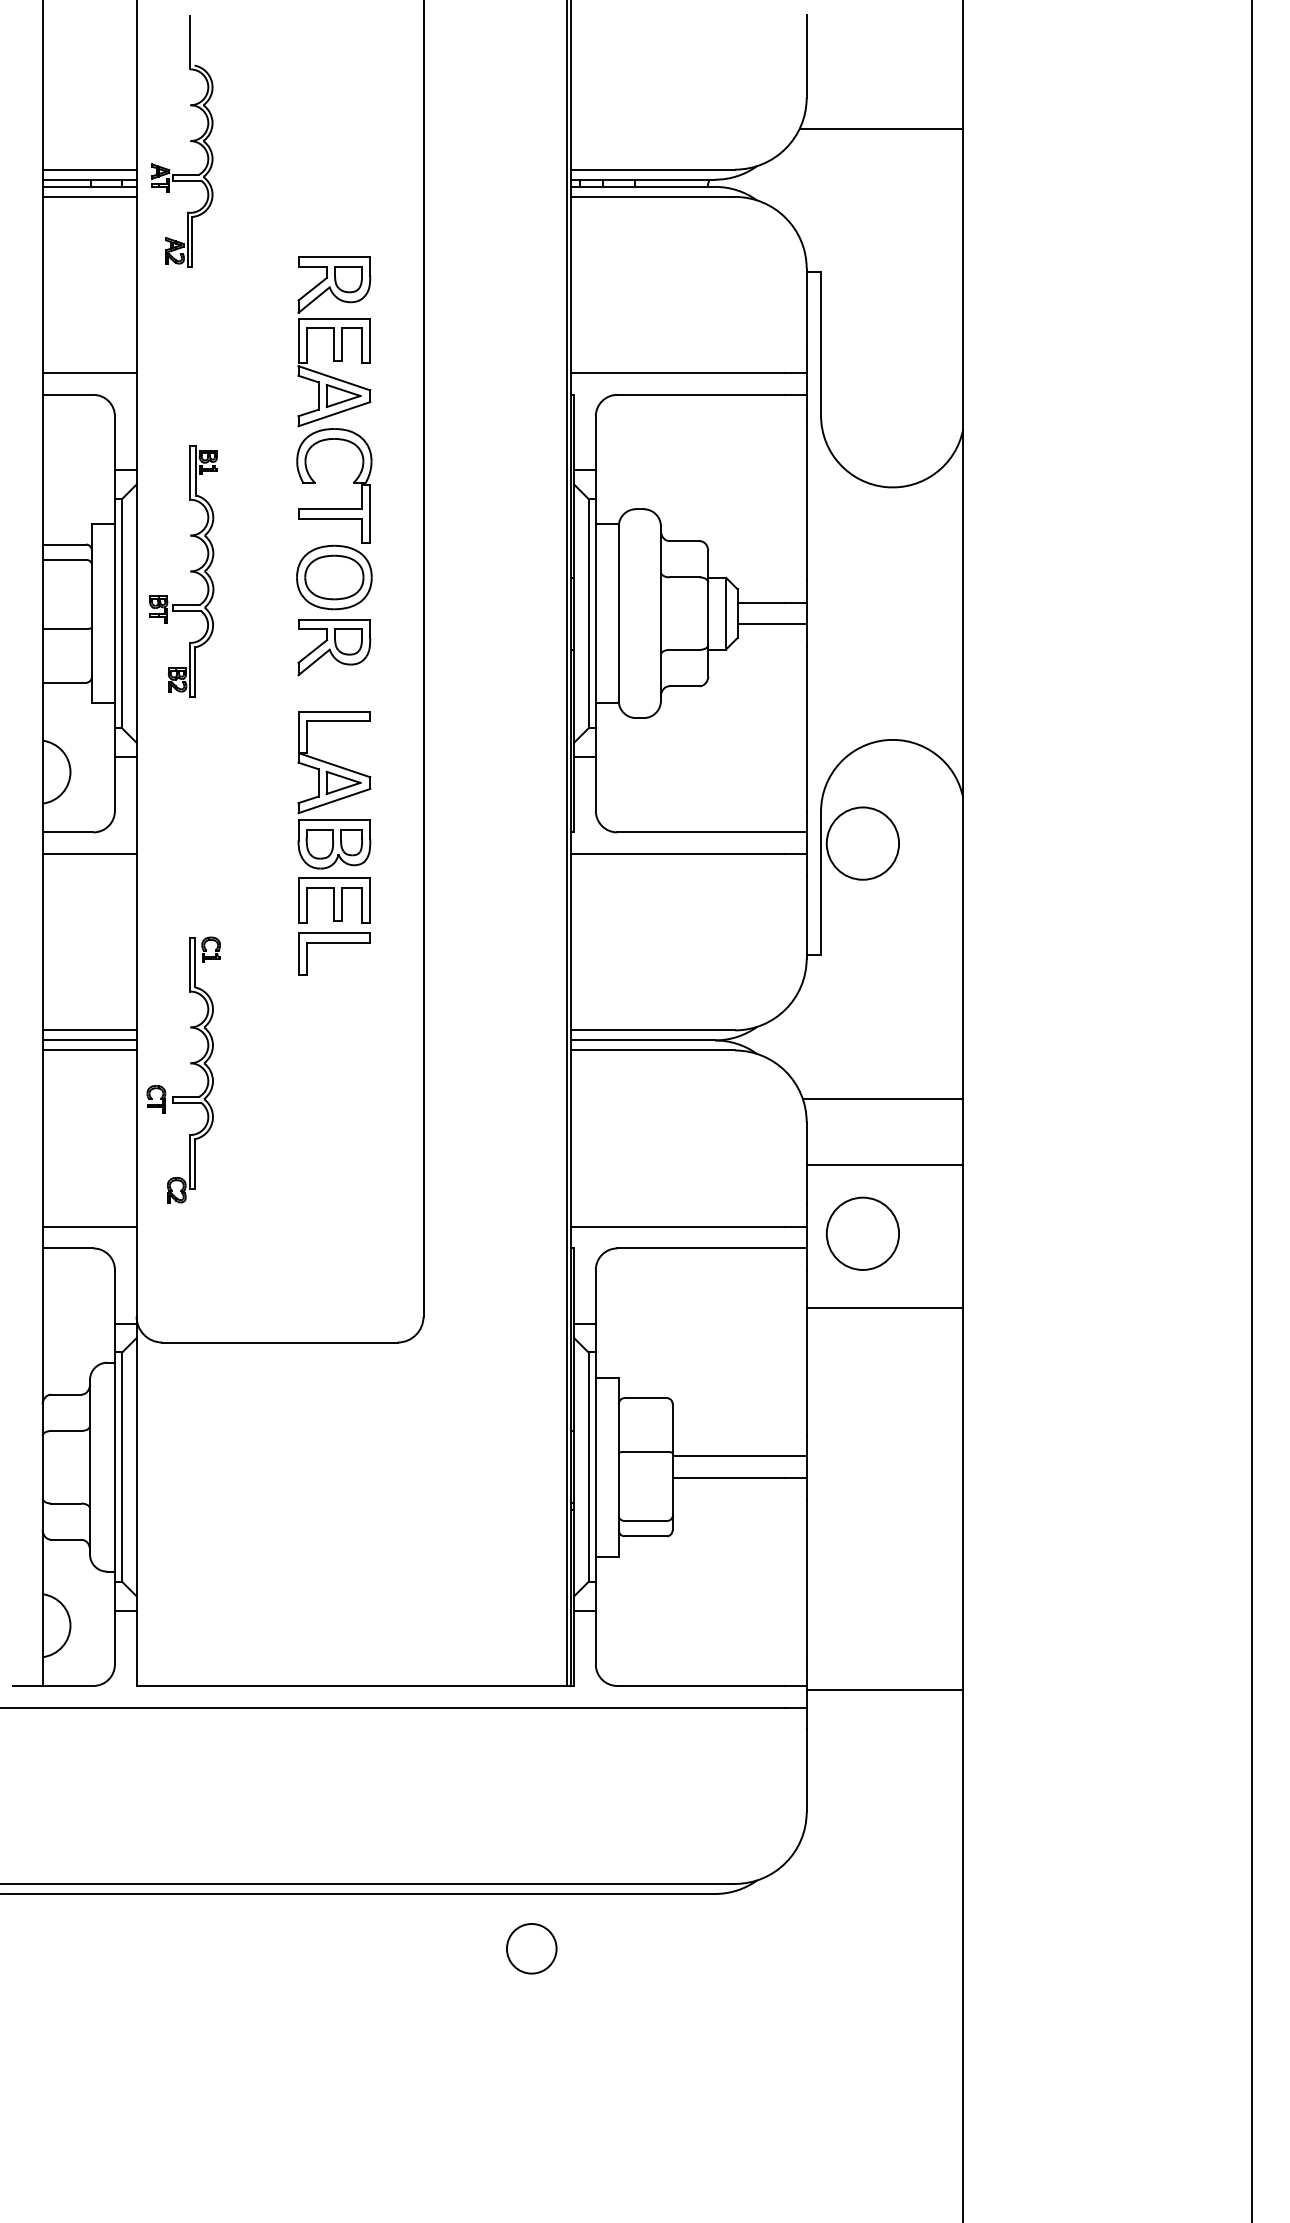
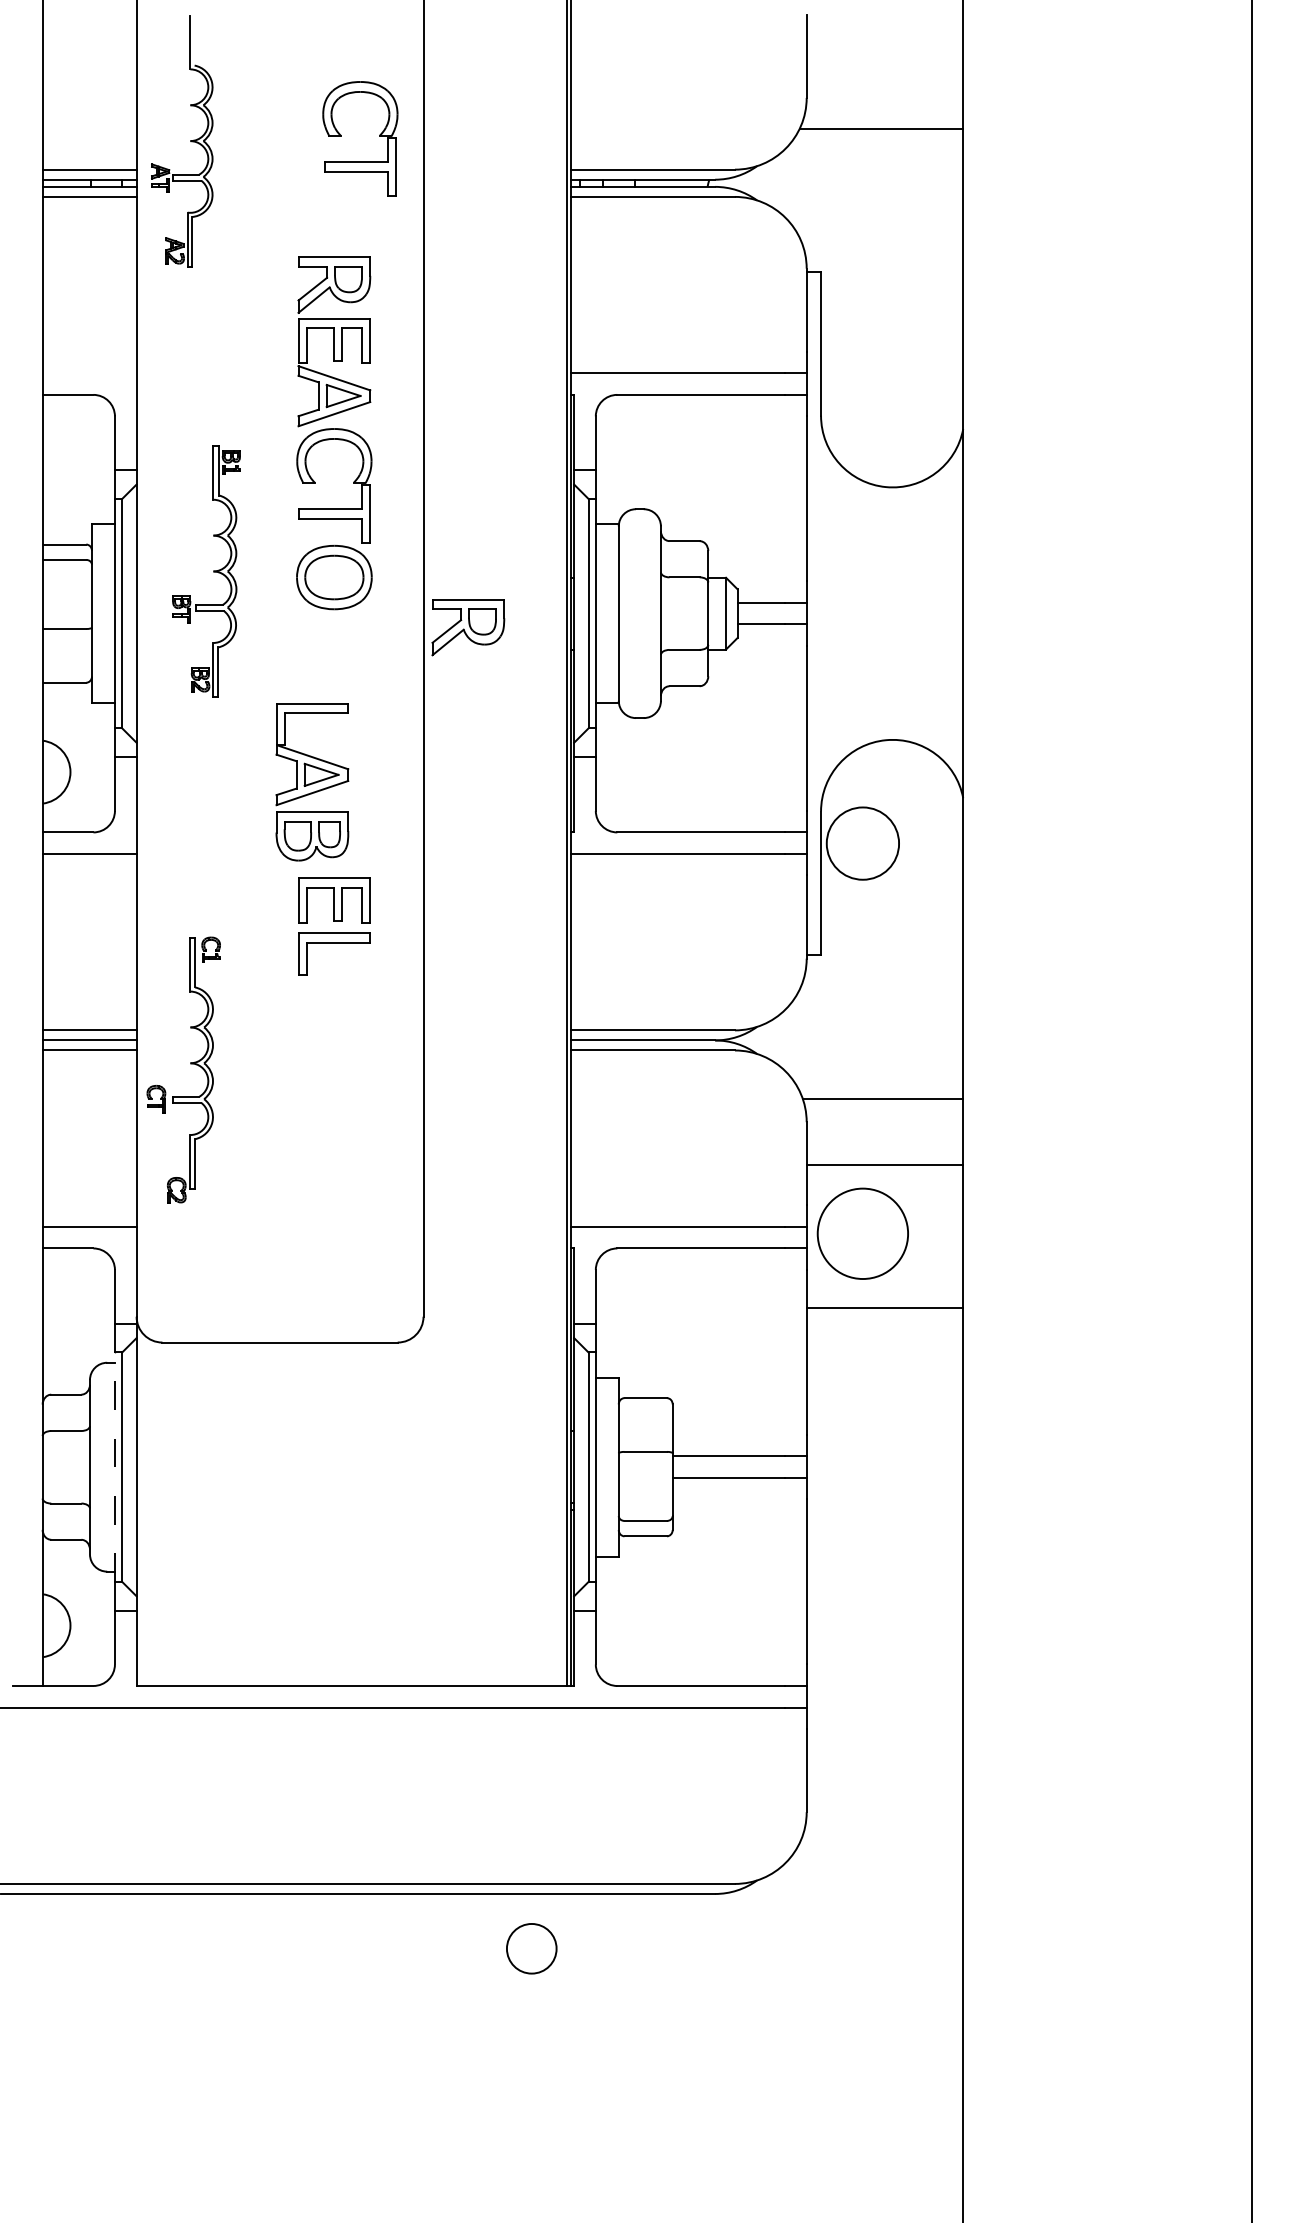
part: none -> present (341, 136)
line: present -> none (89, 373)
part position: (190, 571) -> (213, 571) (213, 571)
part position: (334, 647) -> (468, 627) (468, 627)
part position: (334, 790) -> (312, 782) (312, 782)
circle diameter: 72 px -> 90 px (862, 1233)
line: solid -> dashed (114, 1467)
line: present -> none (884, 1689)
